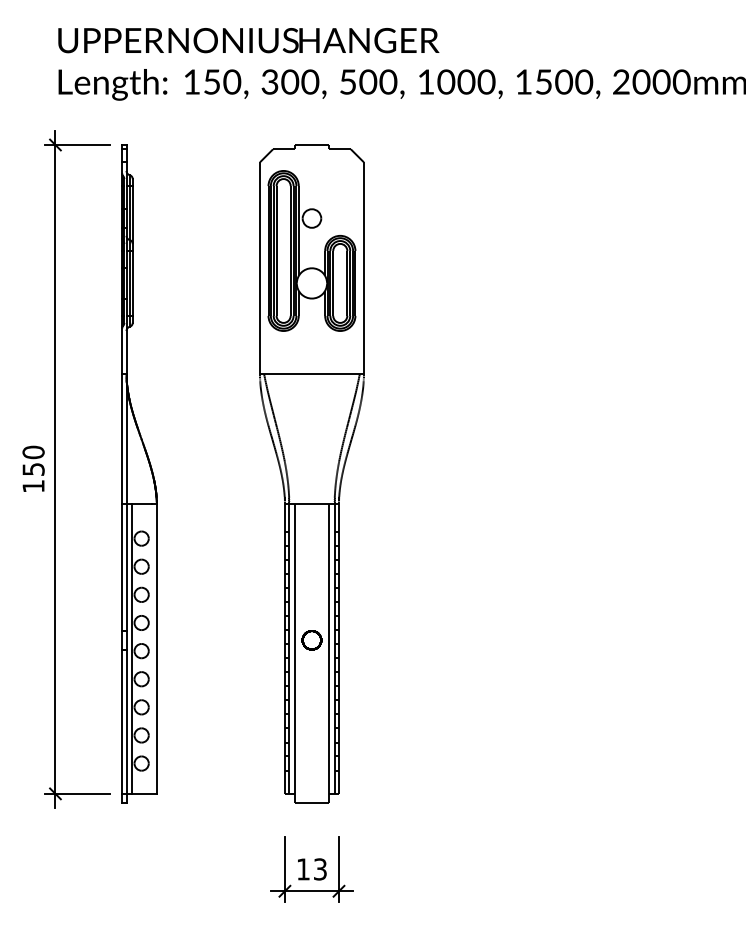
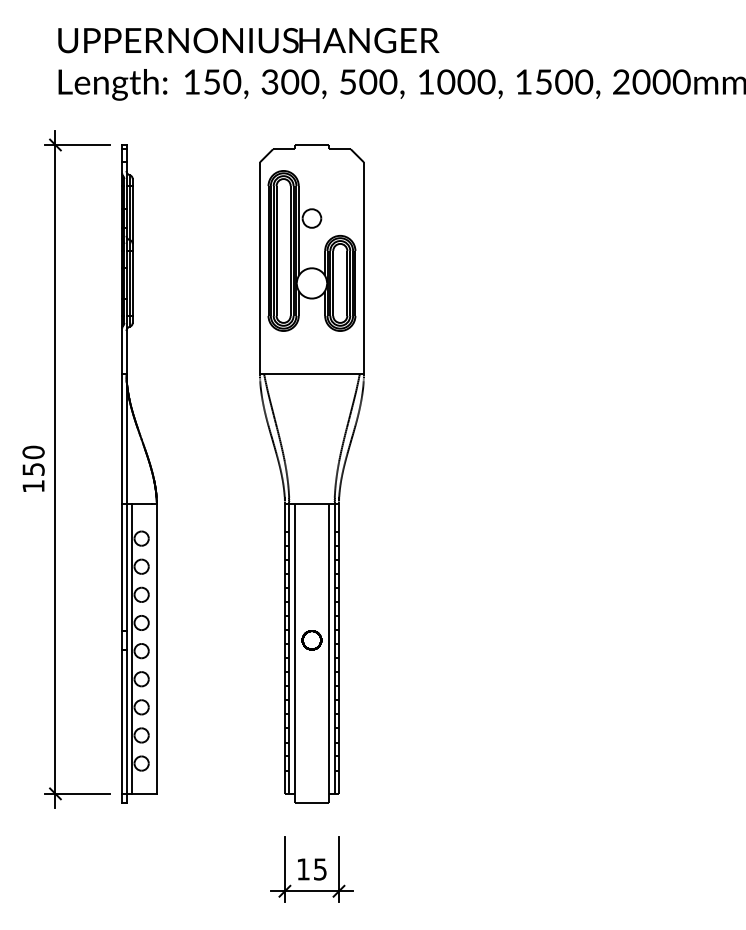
text: 13 -> 15 (320, 868)
